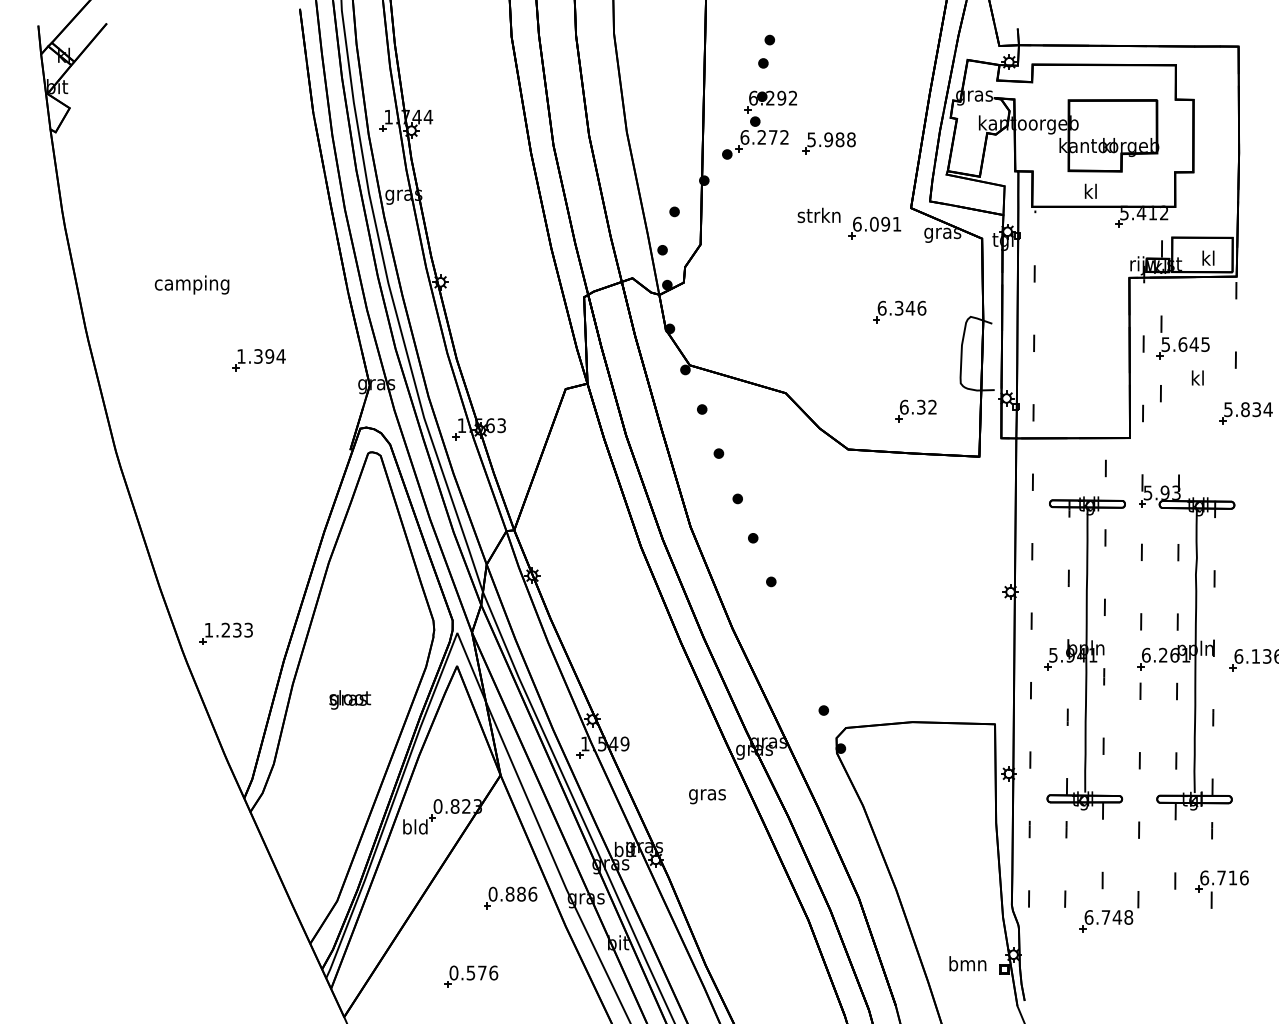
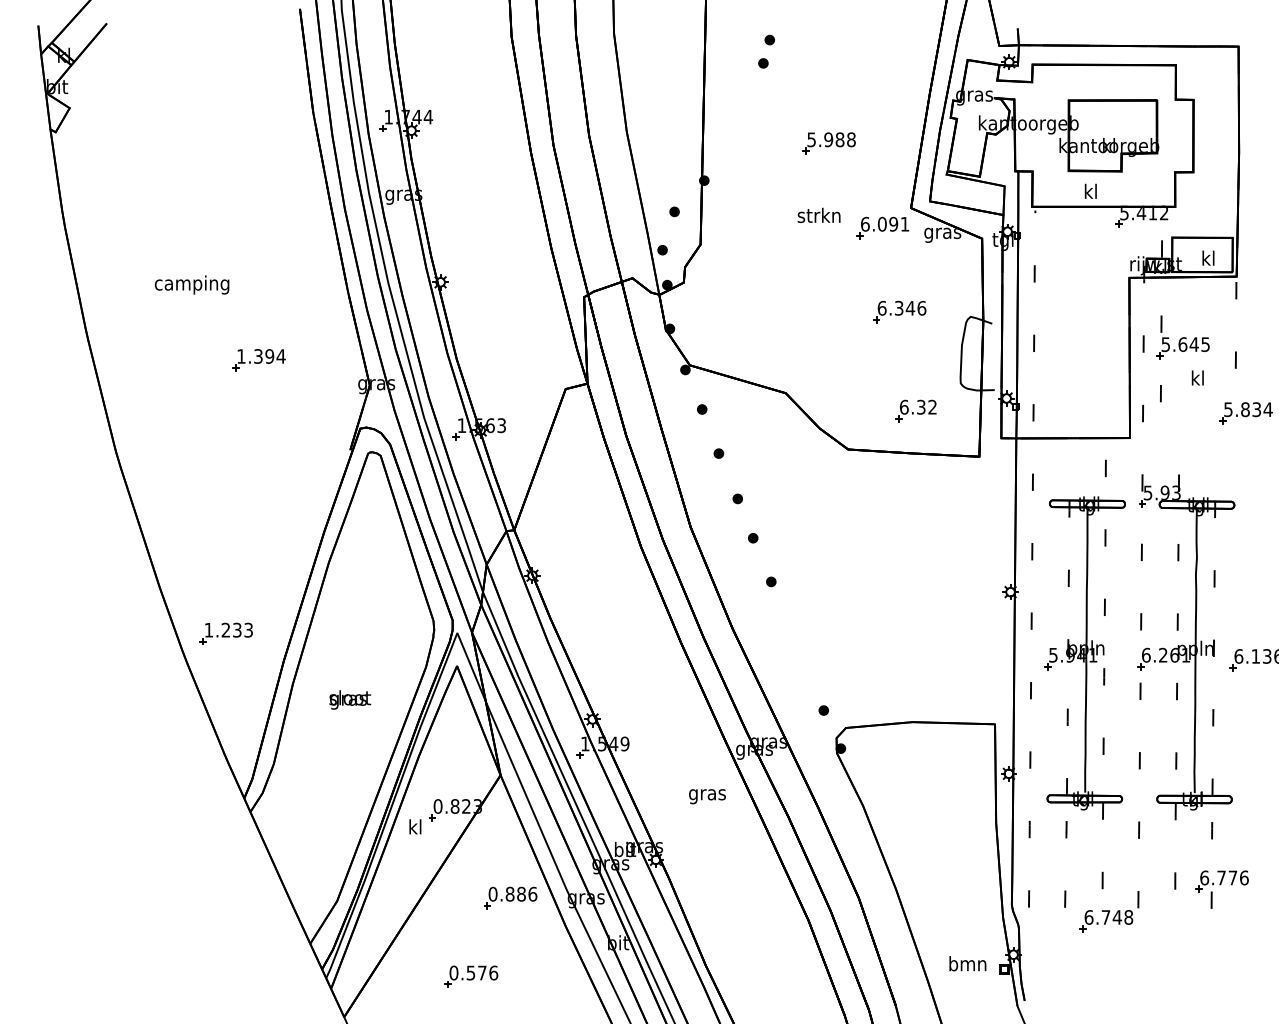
part: present -> none (759, 124)
part position: (874, 227) -> (882, 227) (882, 227)
text: bld -> kl (415, 826)
text: 6.716 -> 6.776 (1232, 877)
